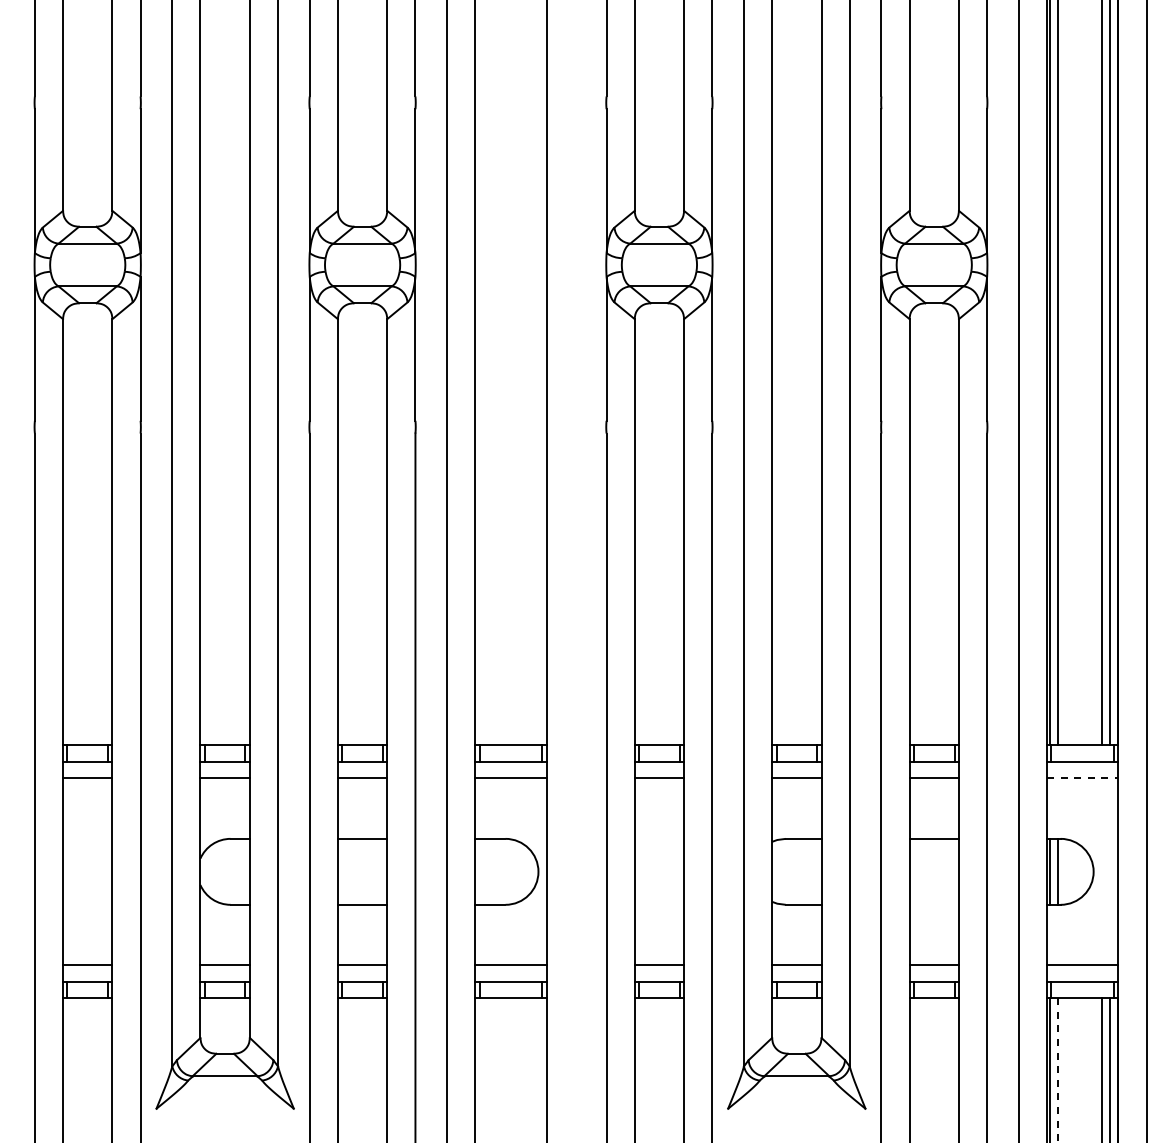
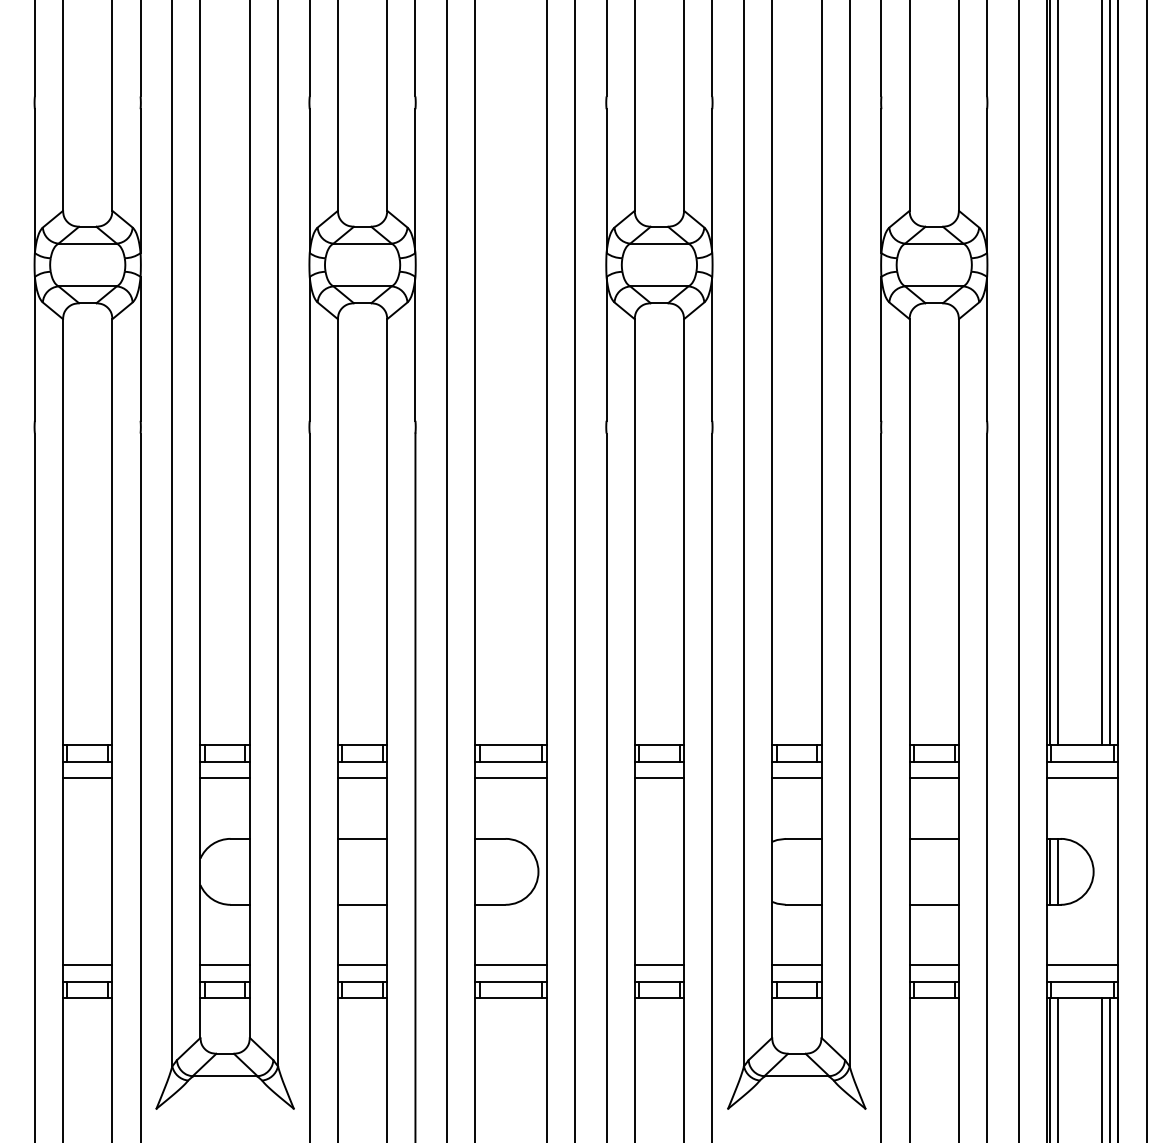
line: none -> present (574, 570)
line: dashed -> solid (1082, 778)
line: none -> present (934, 904)
line: dashed -> solid (1057, 1070)
